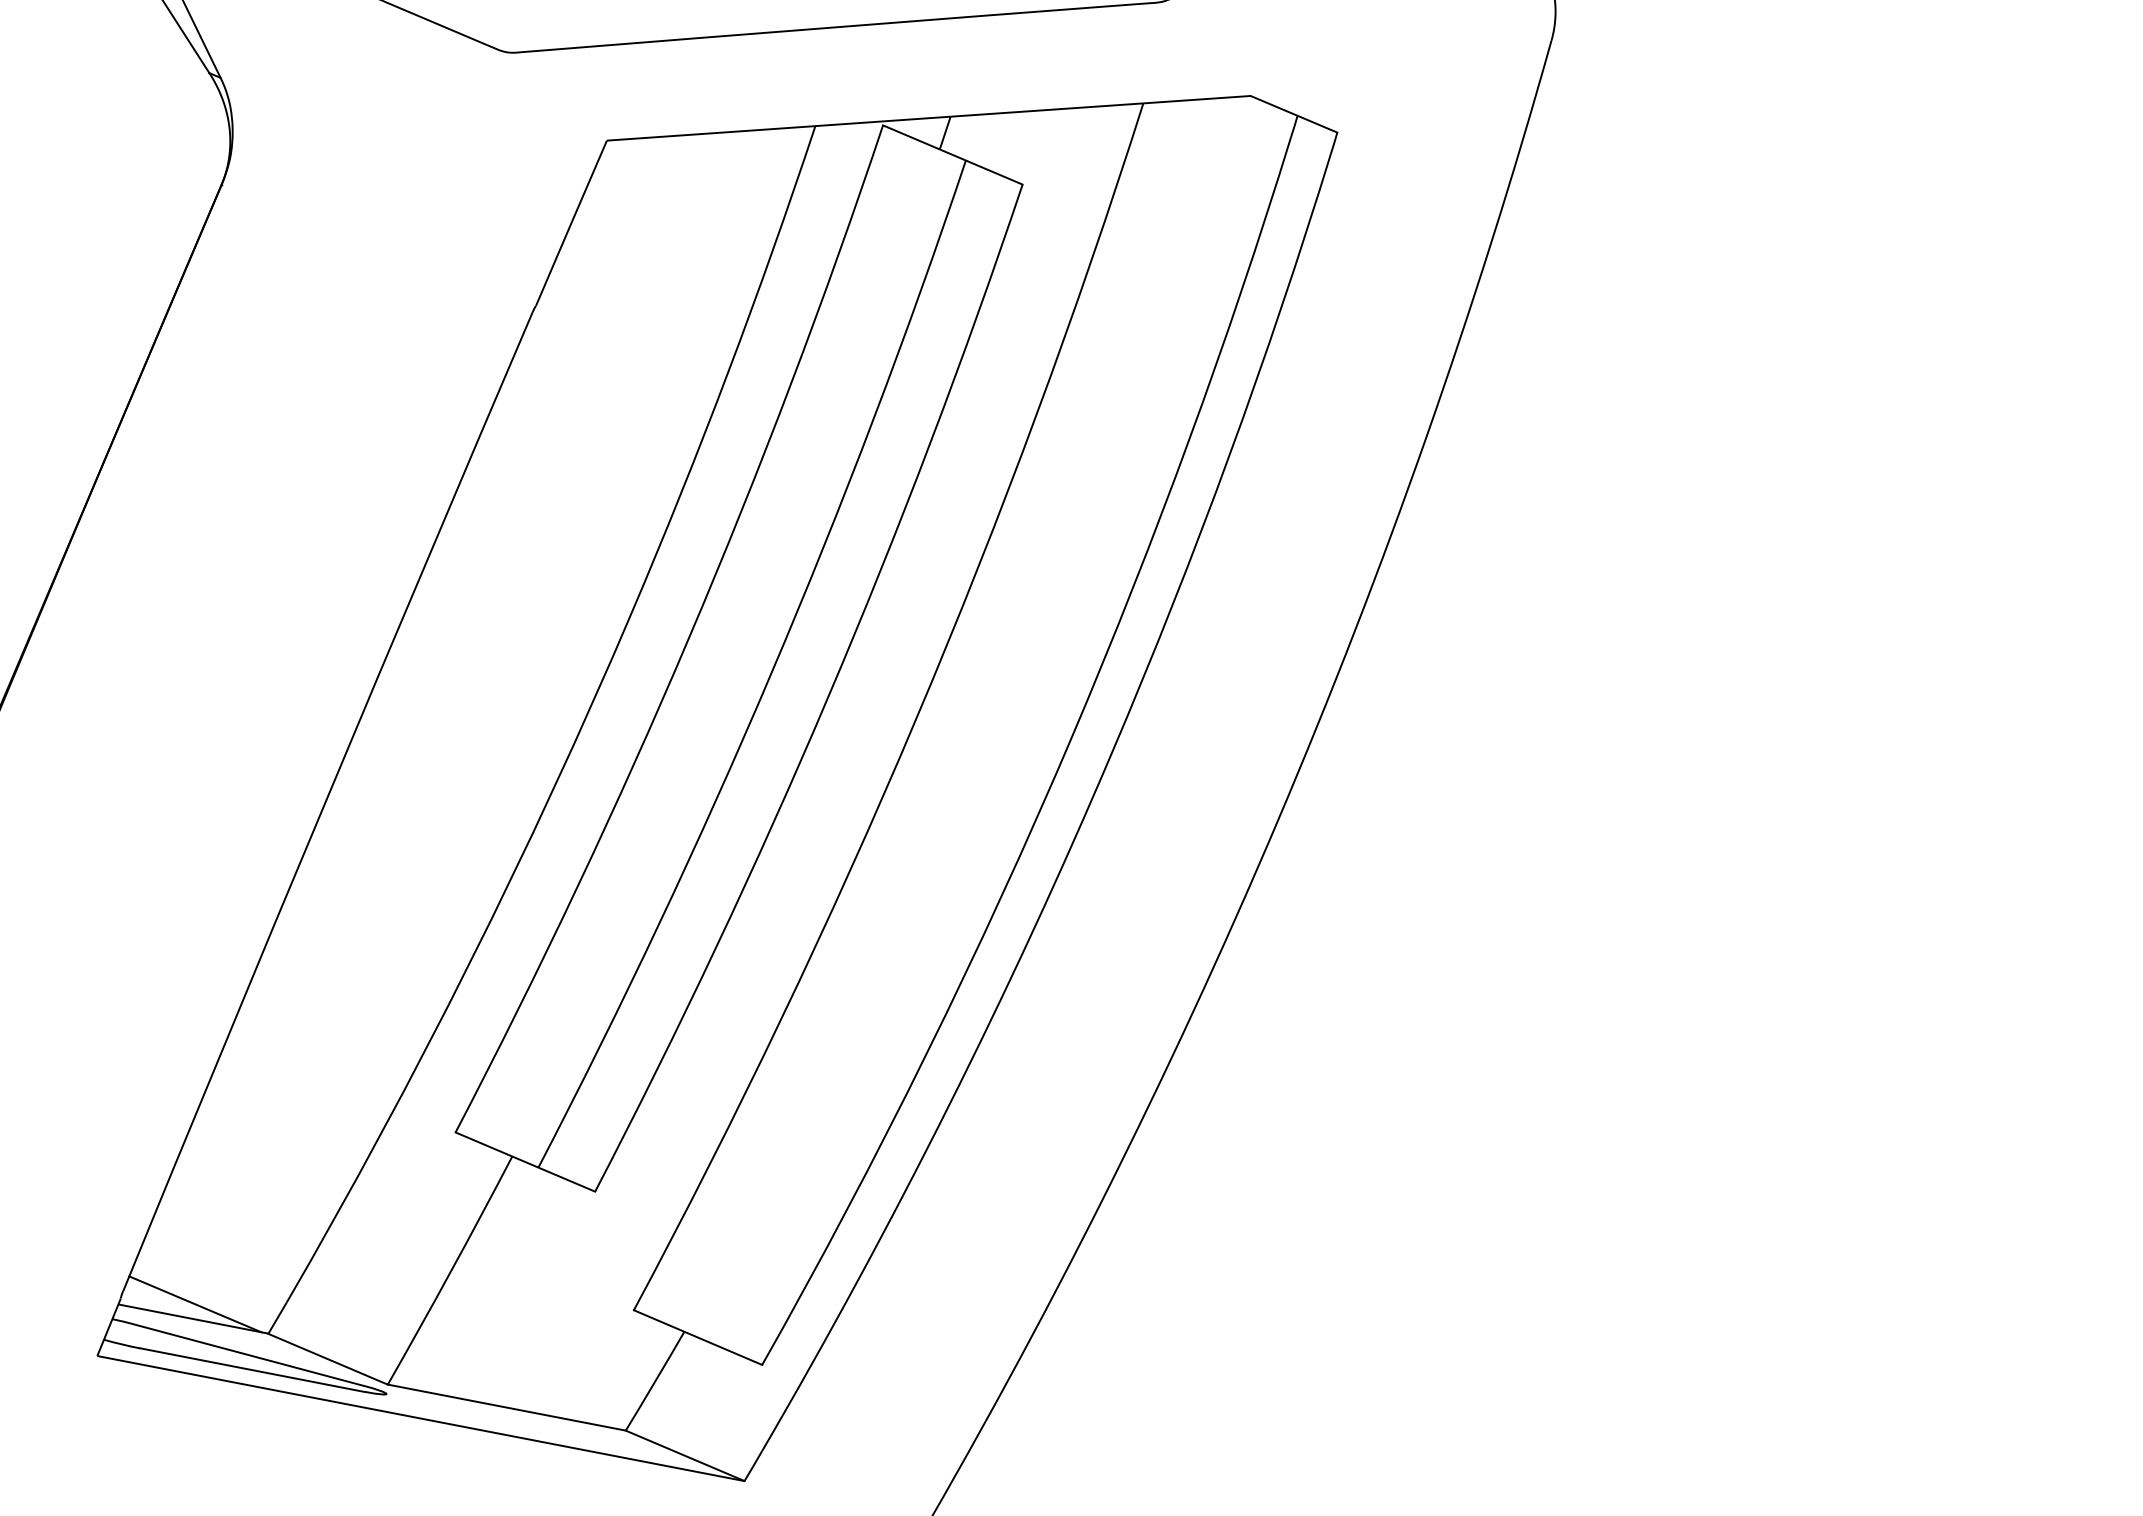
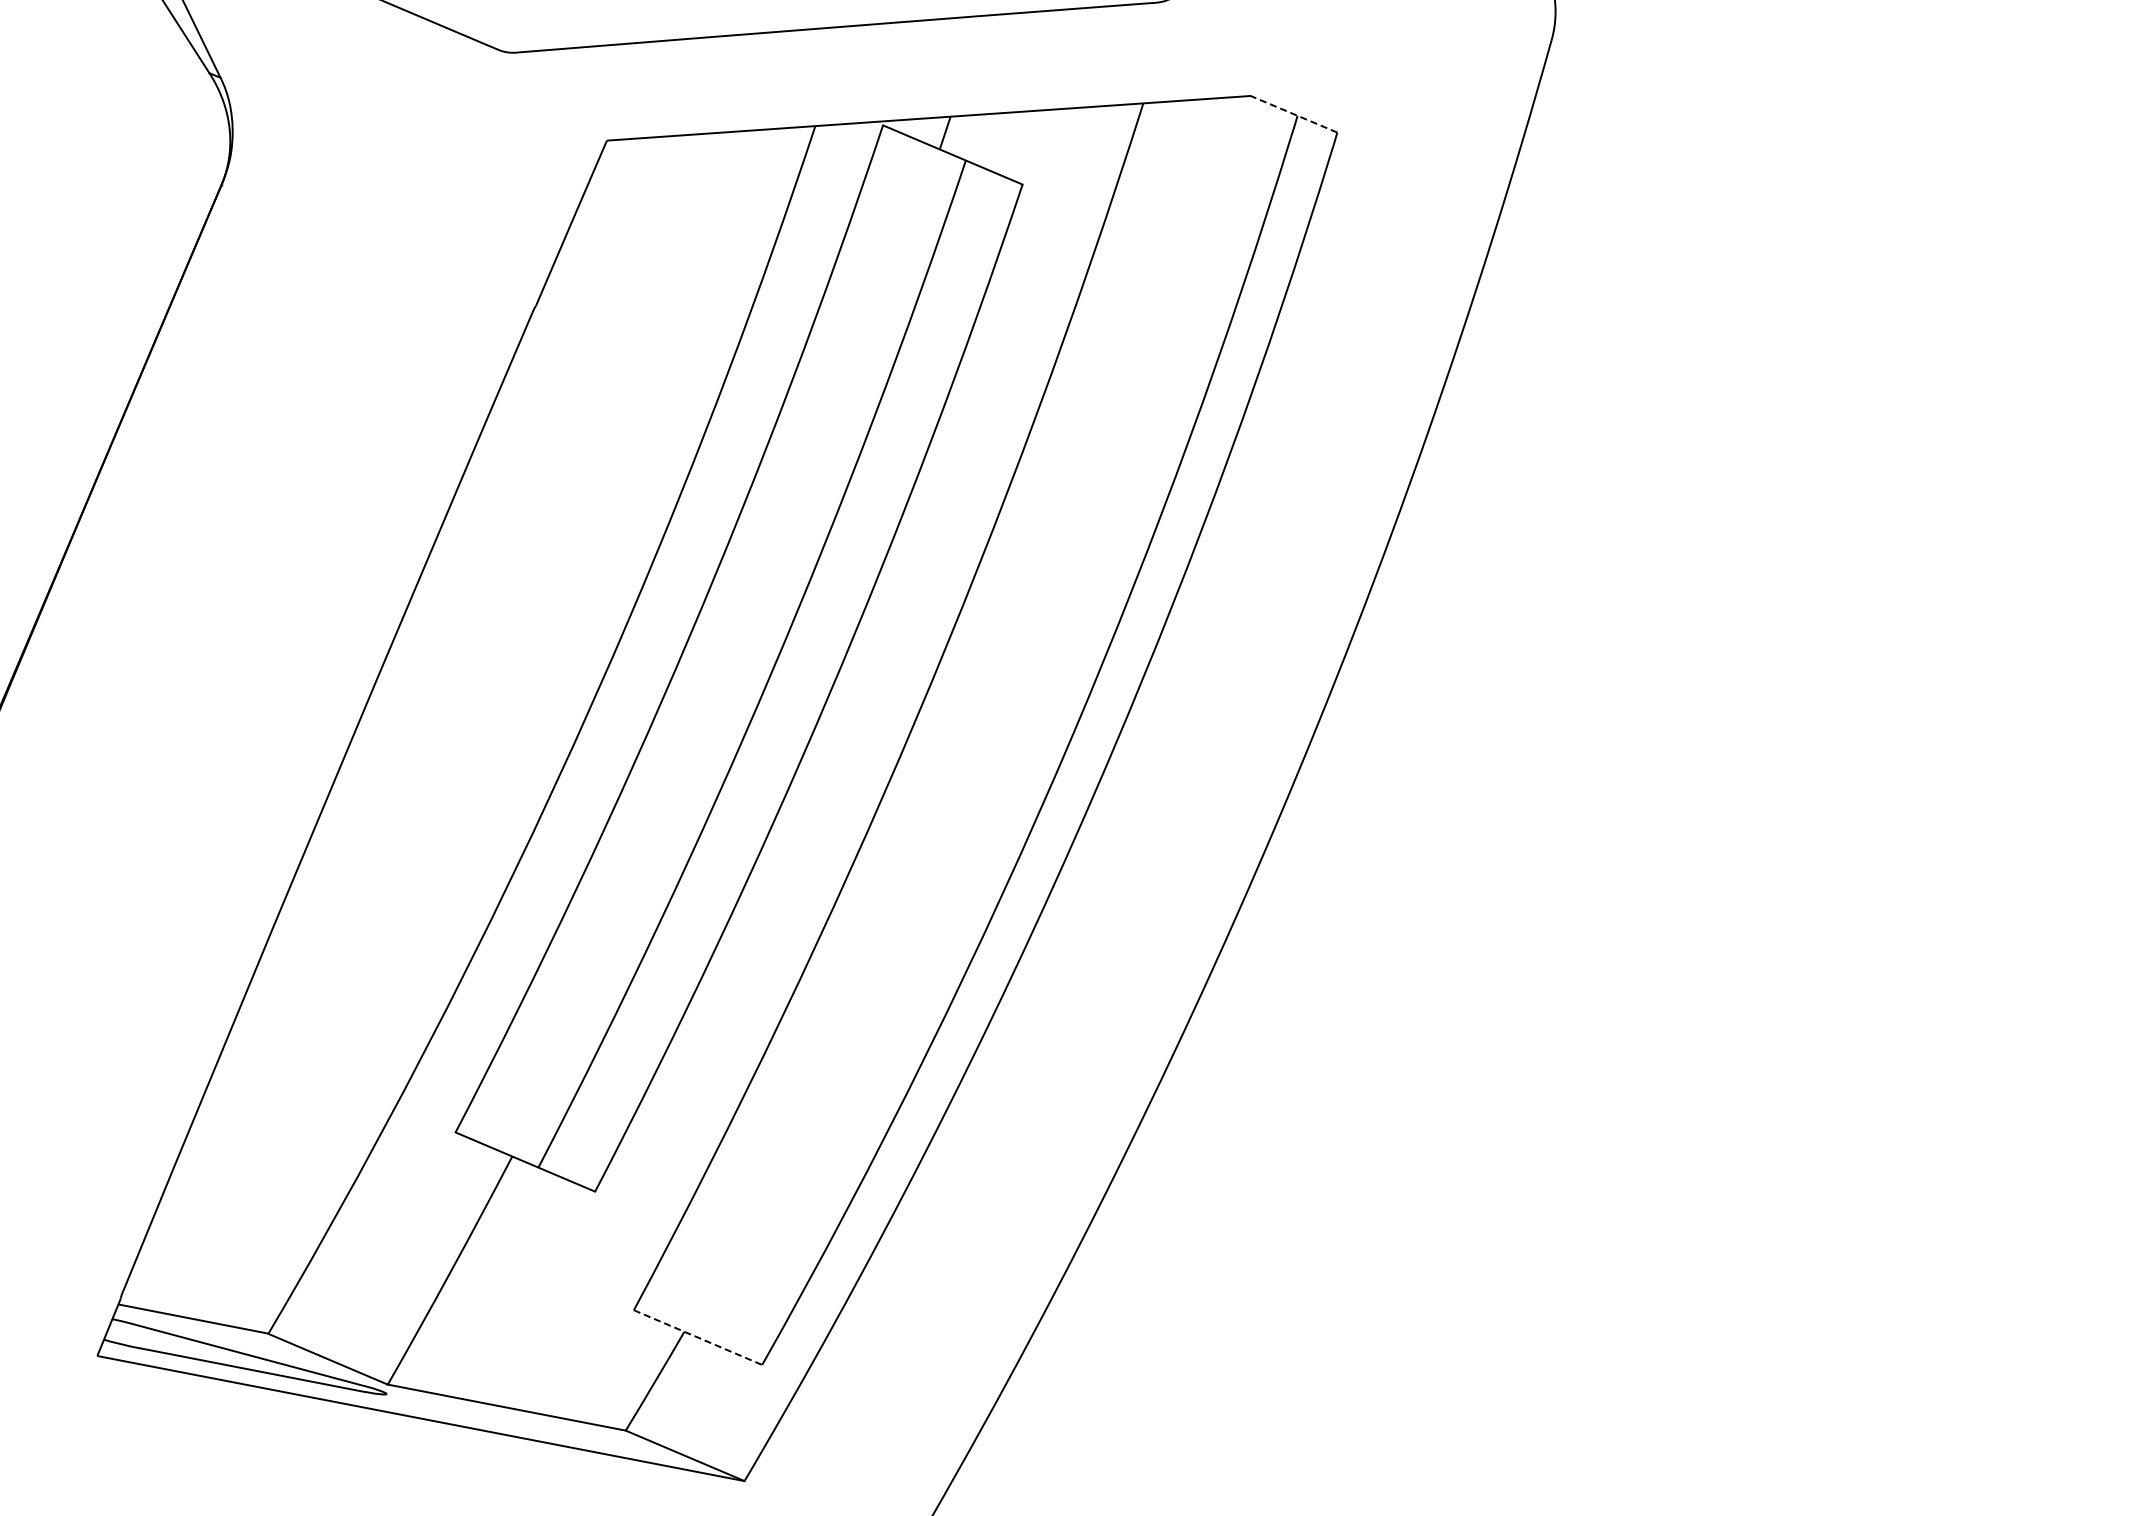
line: solid -> dashed (1294, 114)
line: present -> none (195, 1304)
line: solid -> dashed (698, 1337)
